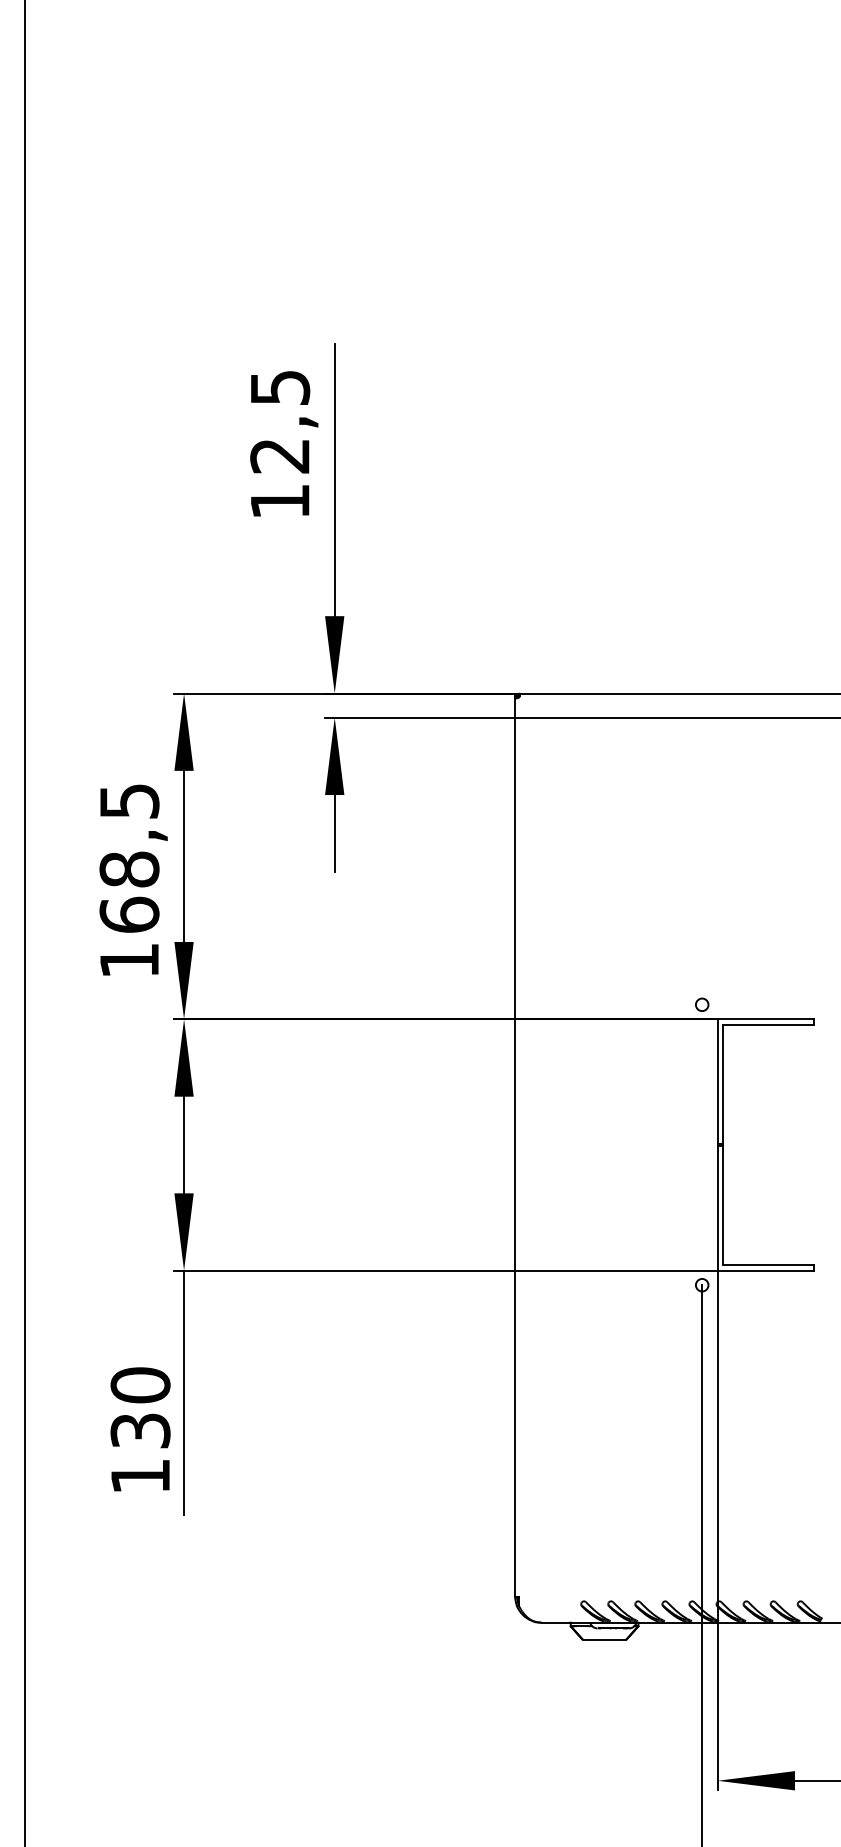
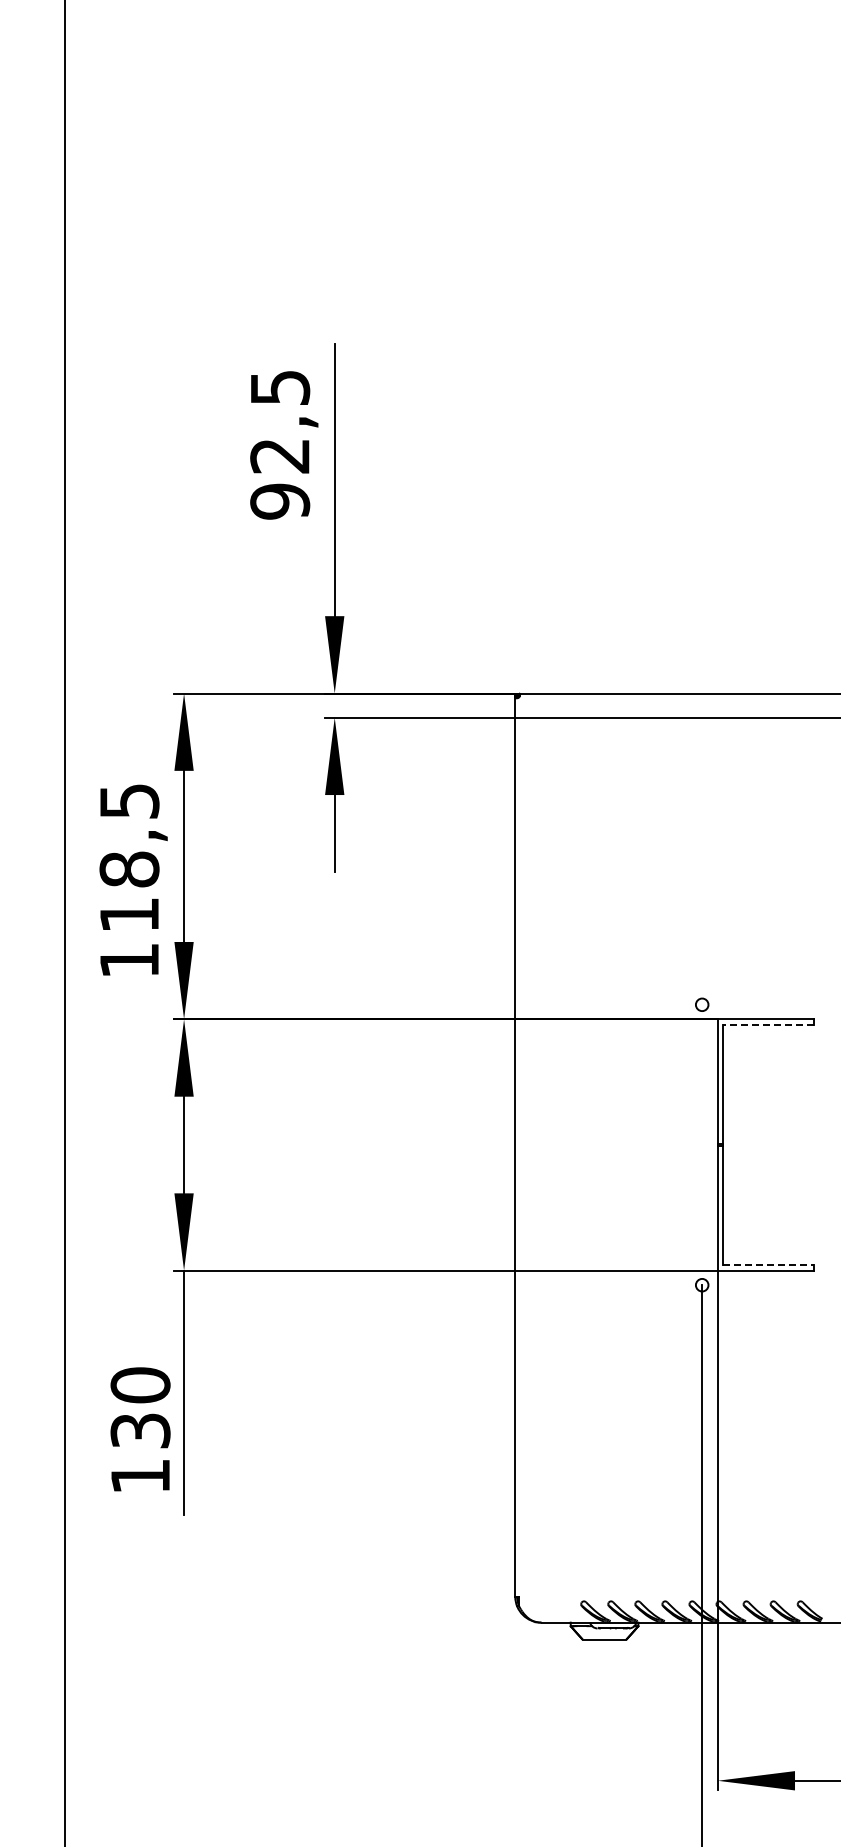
text: 12,5 -> 92,5 (280, 501)
text: 168,5 -> 118,5 (129, 914)
line position: (25, 922) -> (65, 922) (65, 922)
line: solid -> dashed (768, 1025)
line: solid -> dashed (769, 1264)
